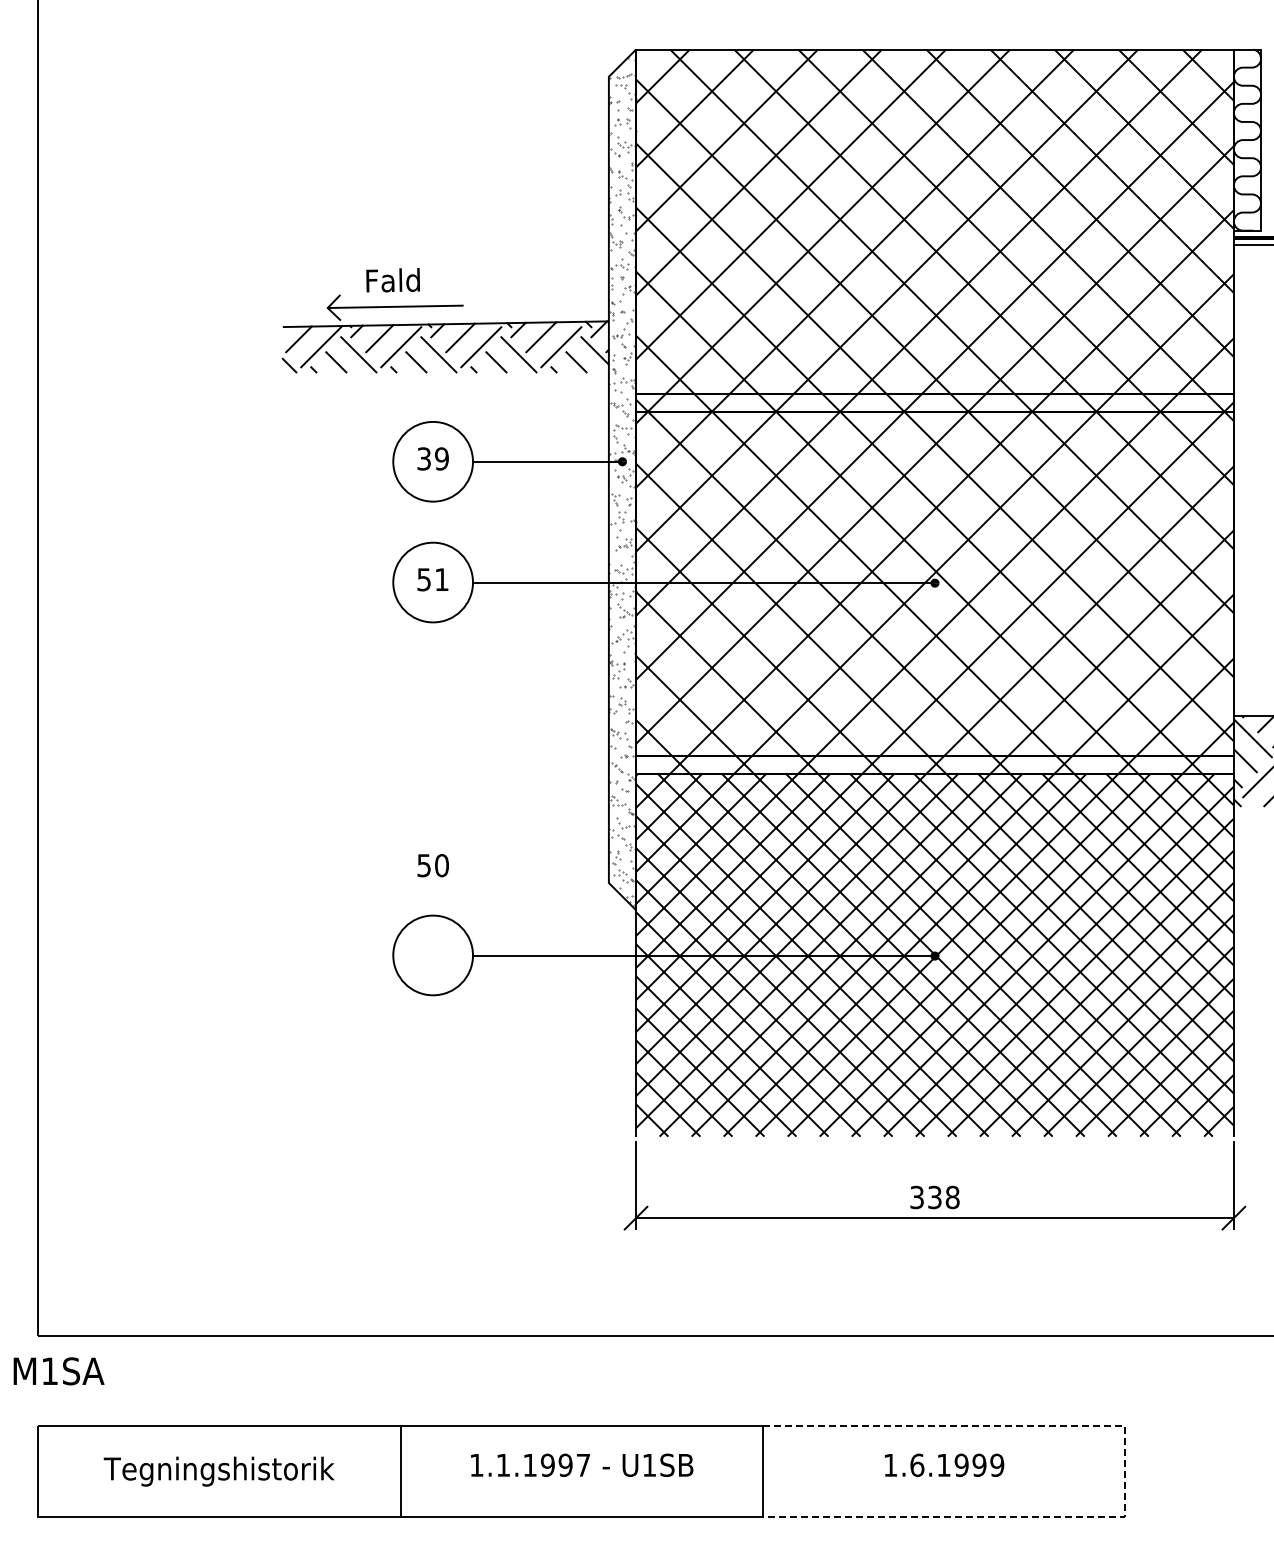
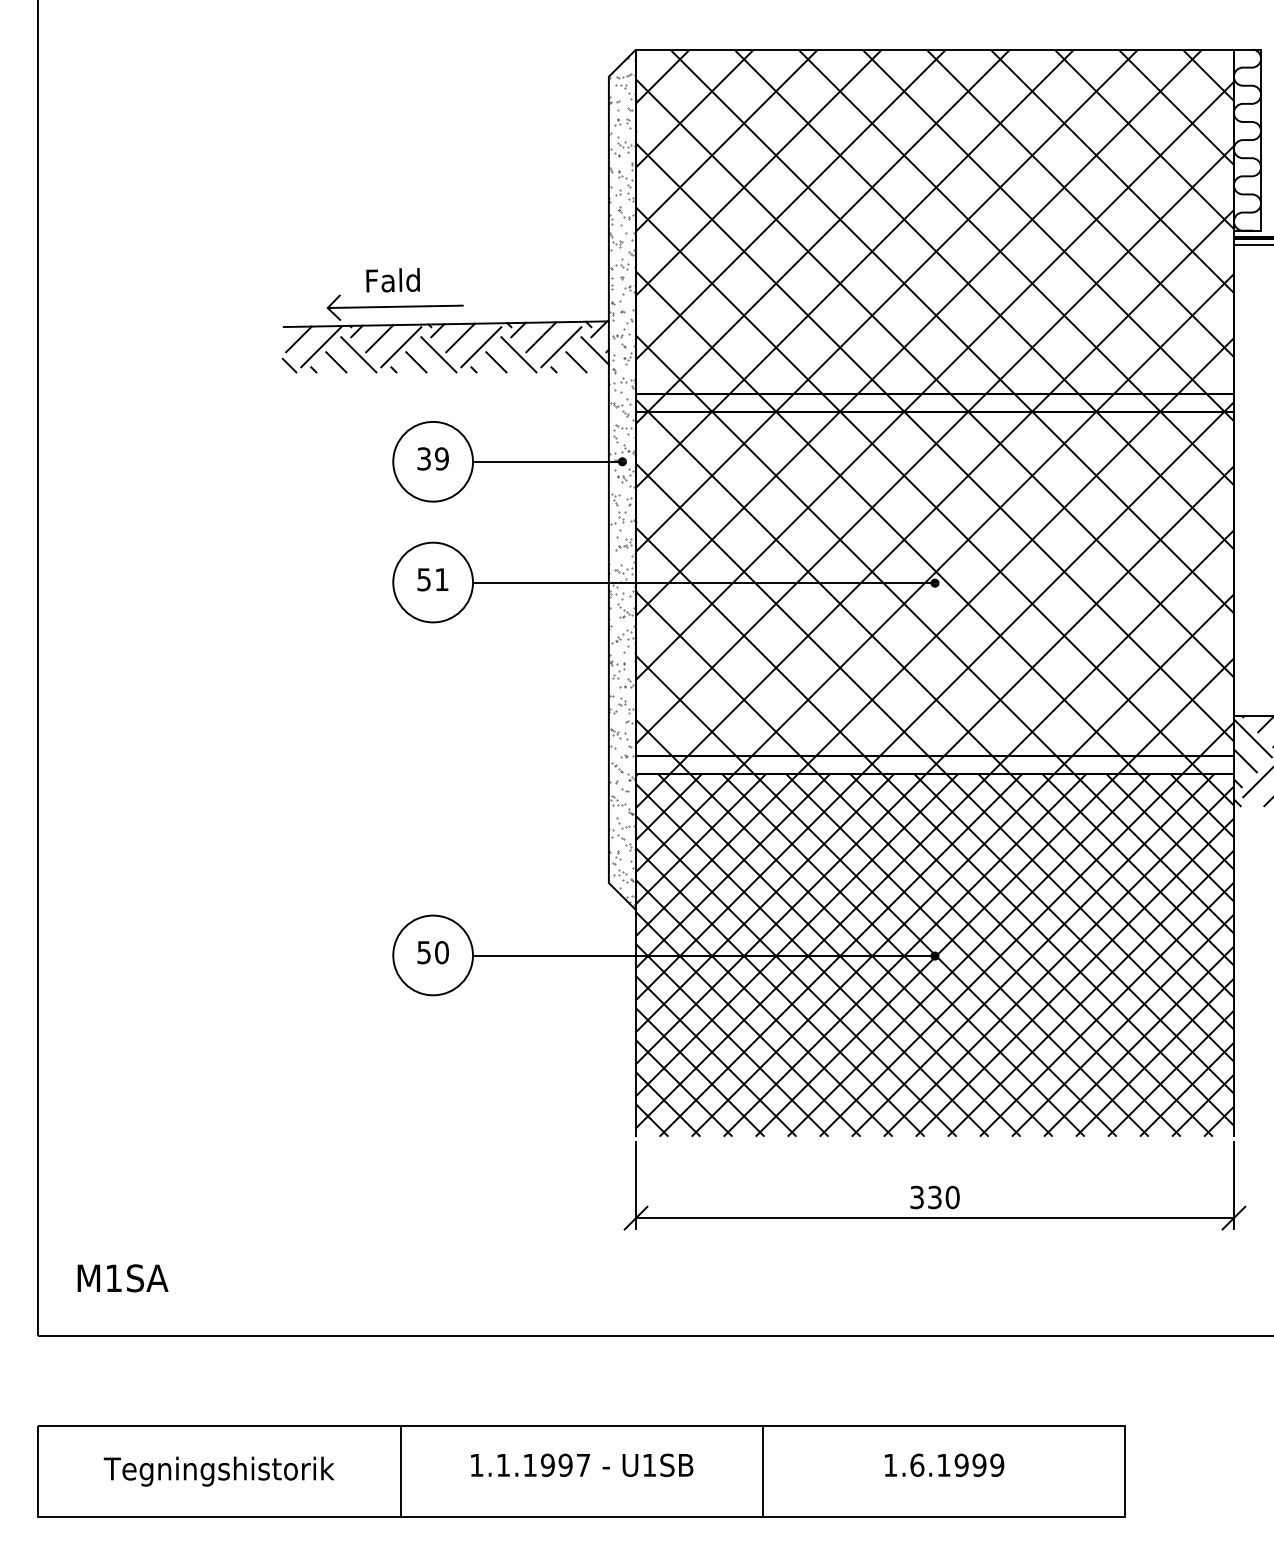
text position: (432, 865) -> (432, 952) (432, 952)
text: 338 -> 330 (952, 1197)
text position: (58, 1371) -> (122, 1278) (122, 1278)
line: dashed -> solid (1125, 1472)
